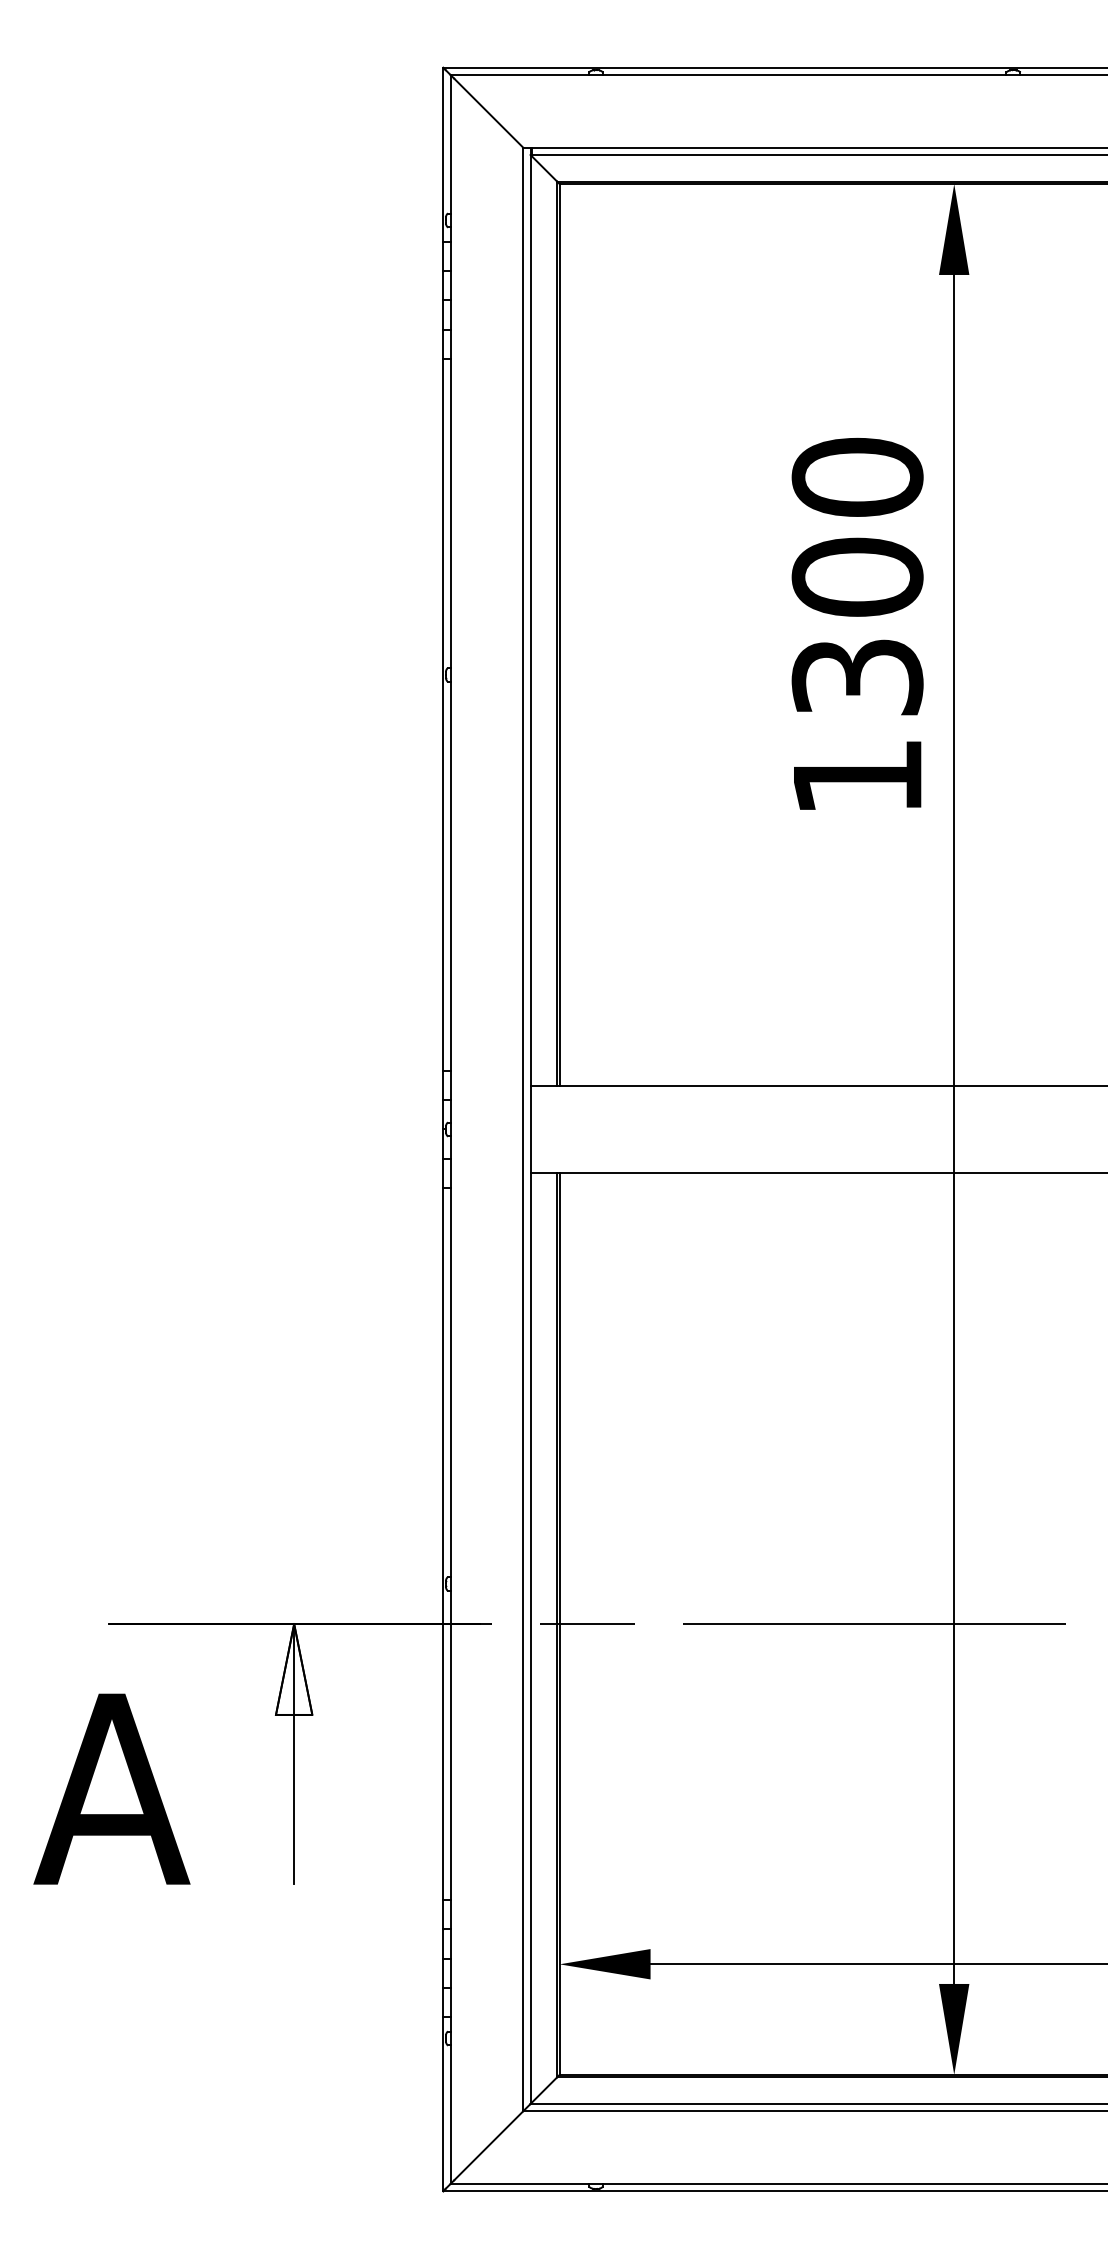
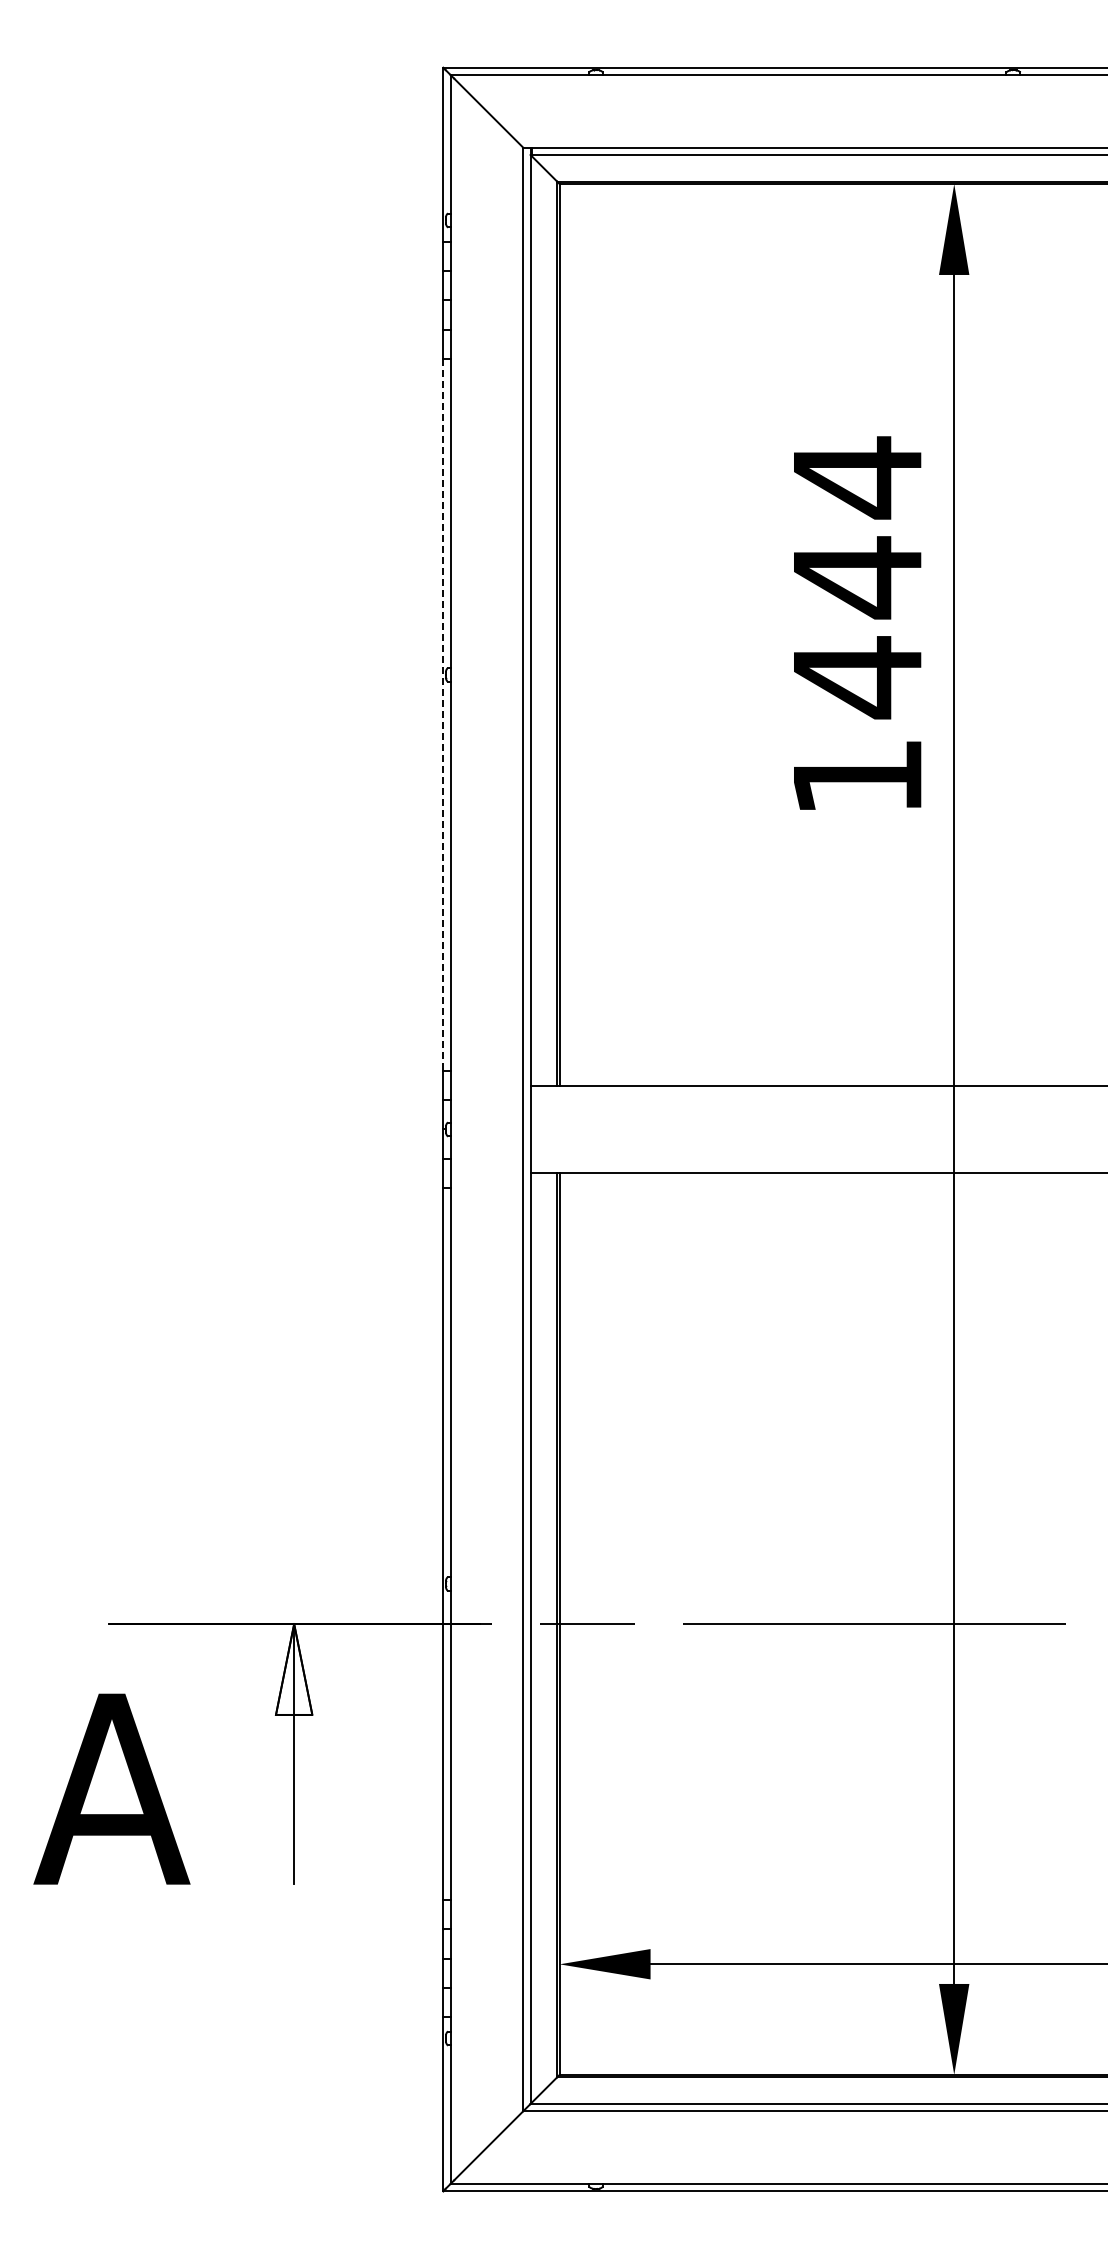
text: 1300 -> 1444 (857, 577)
line: solid -> dashed (443, 715)
